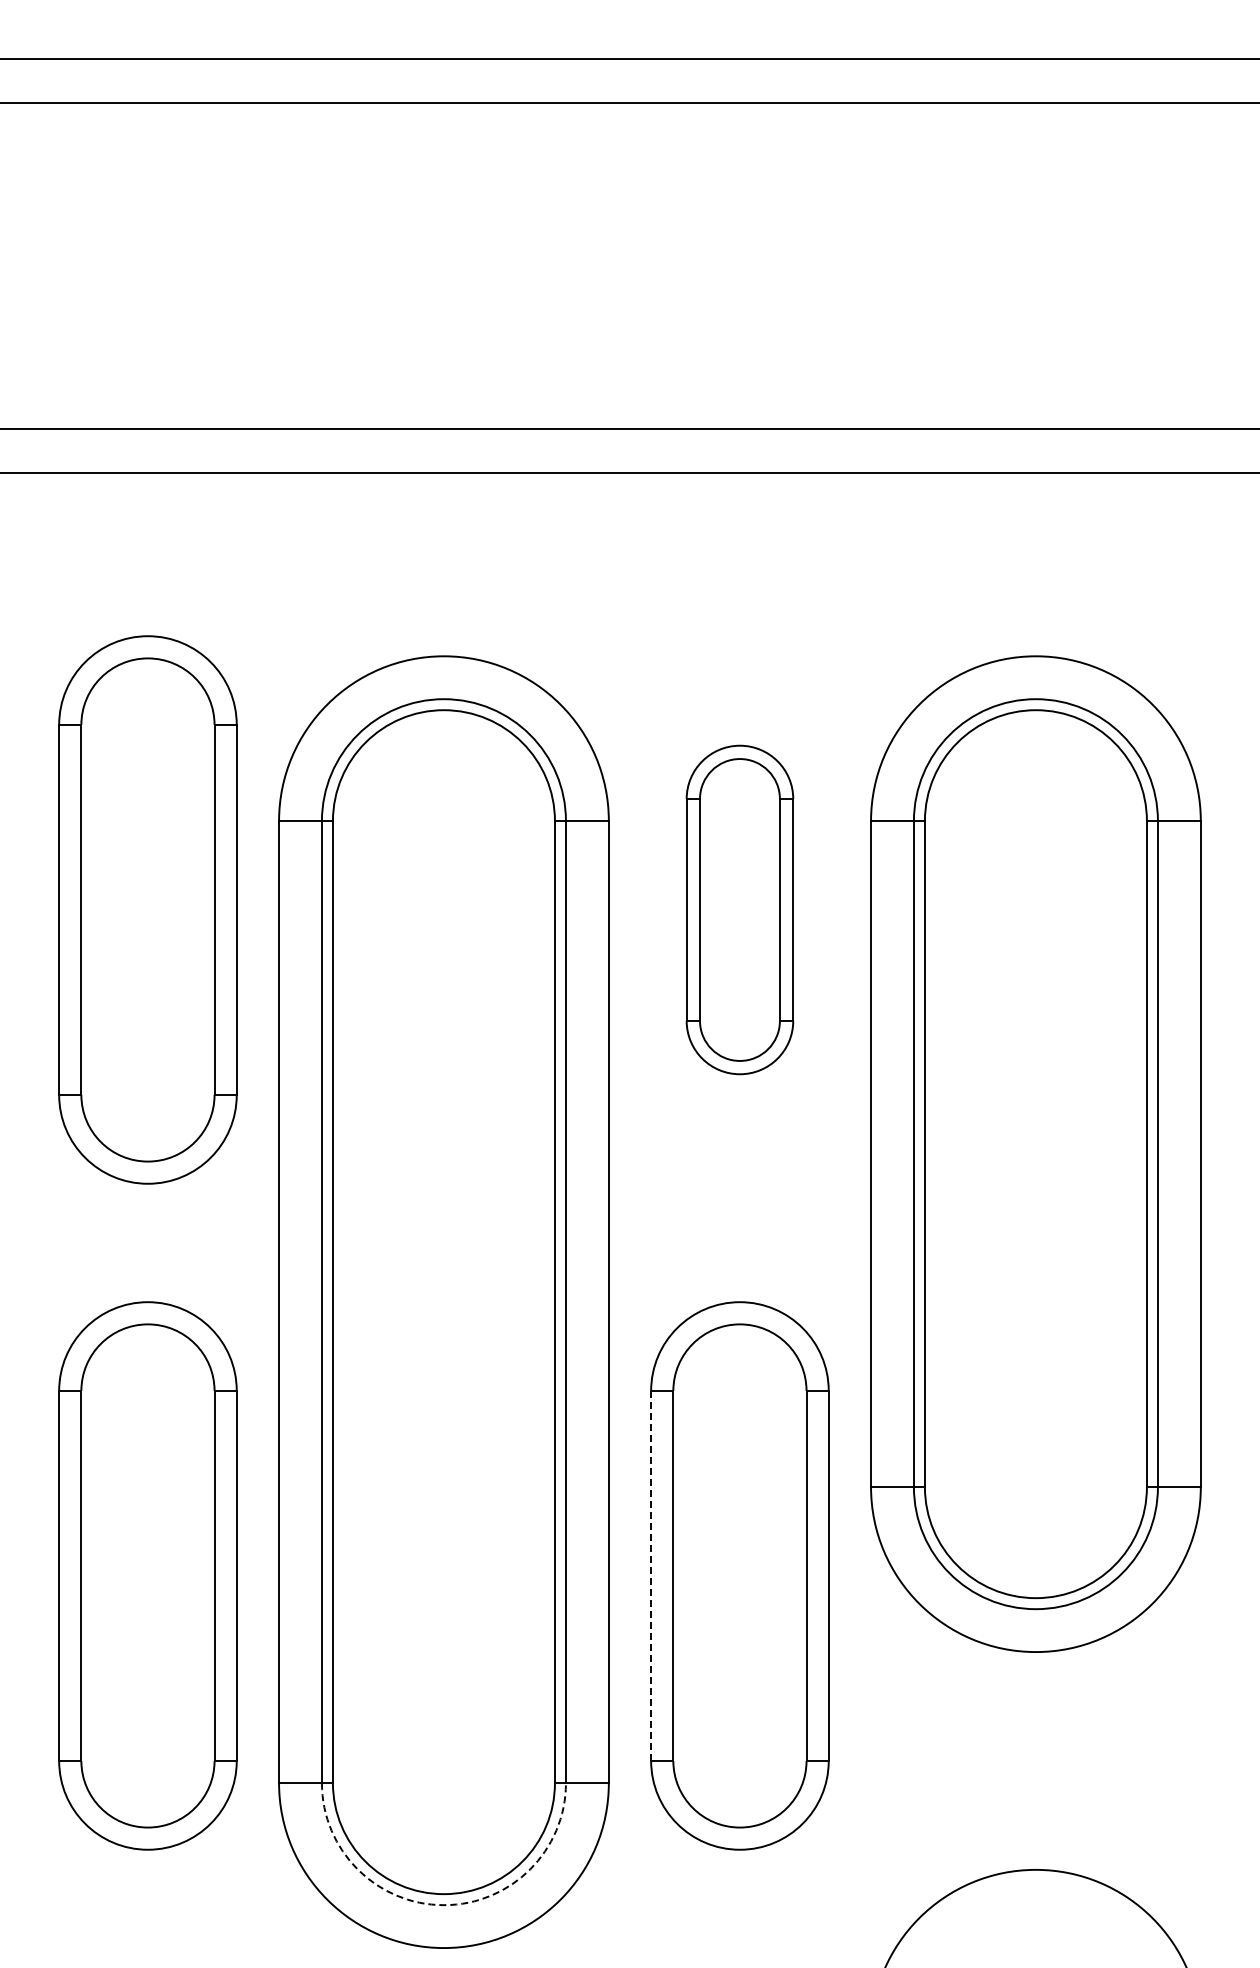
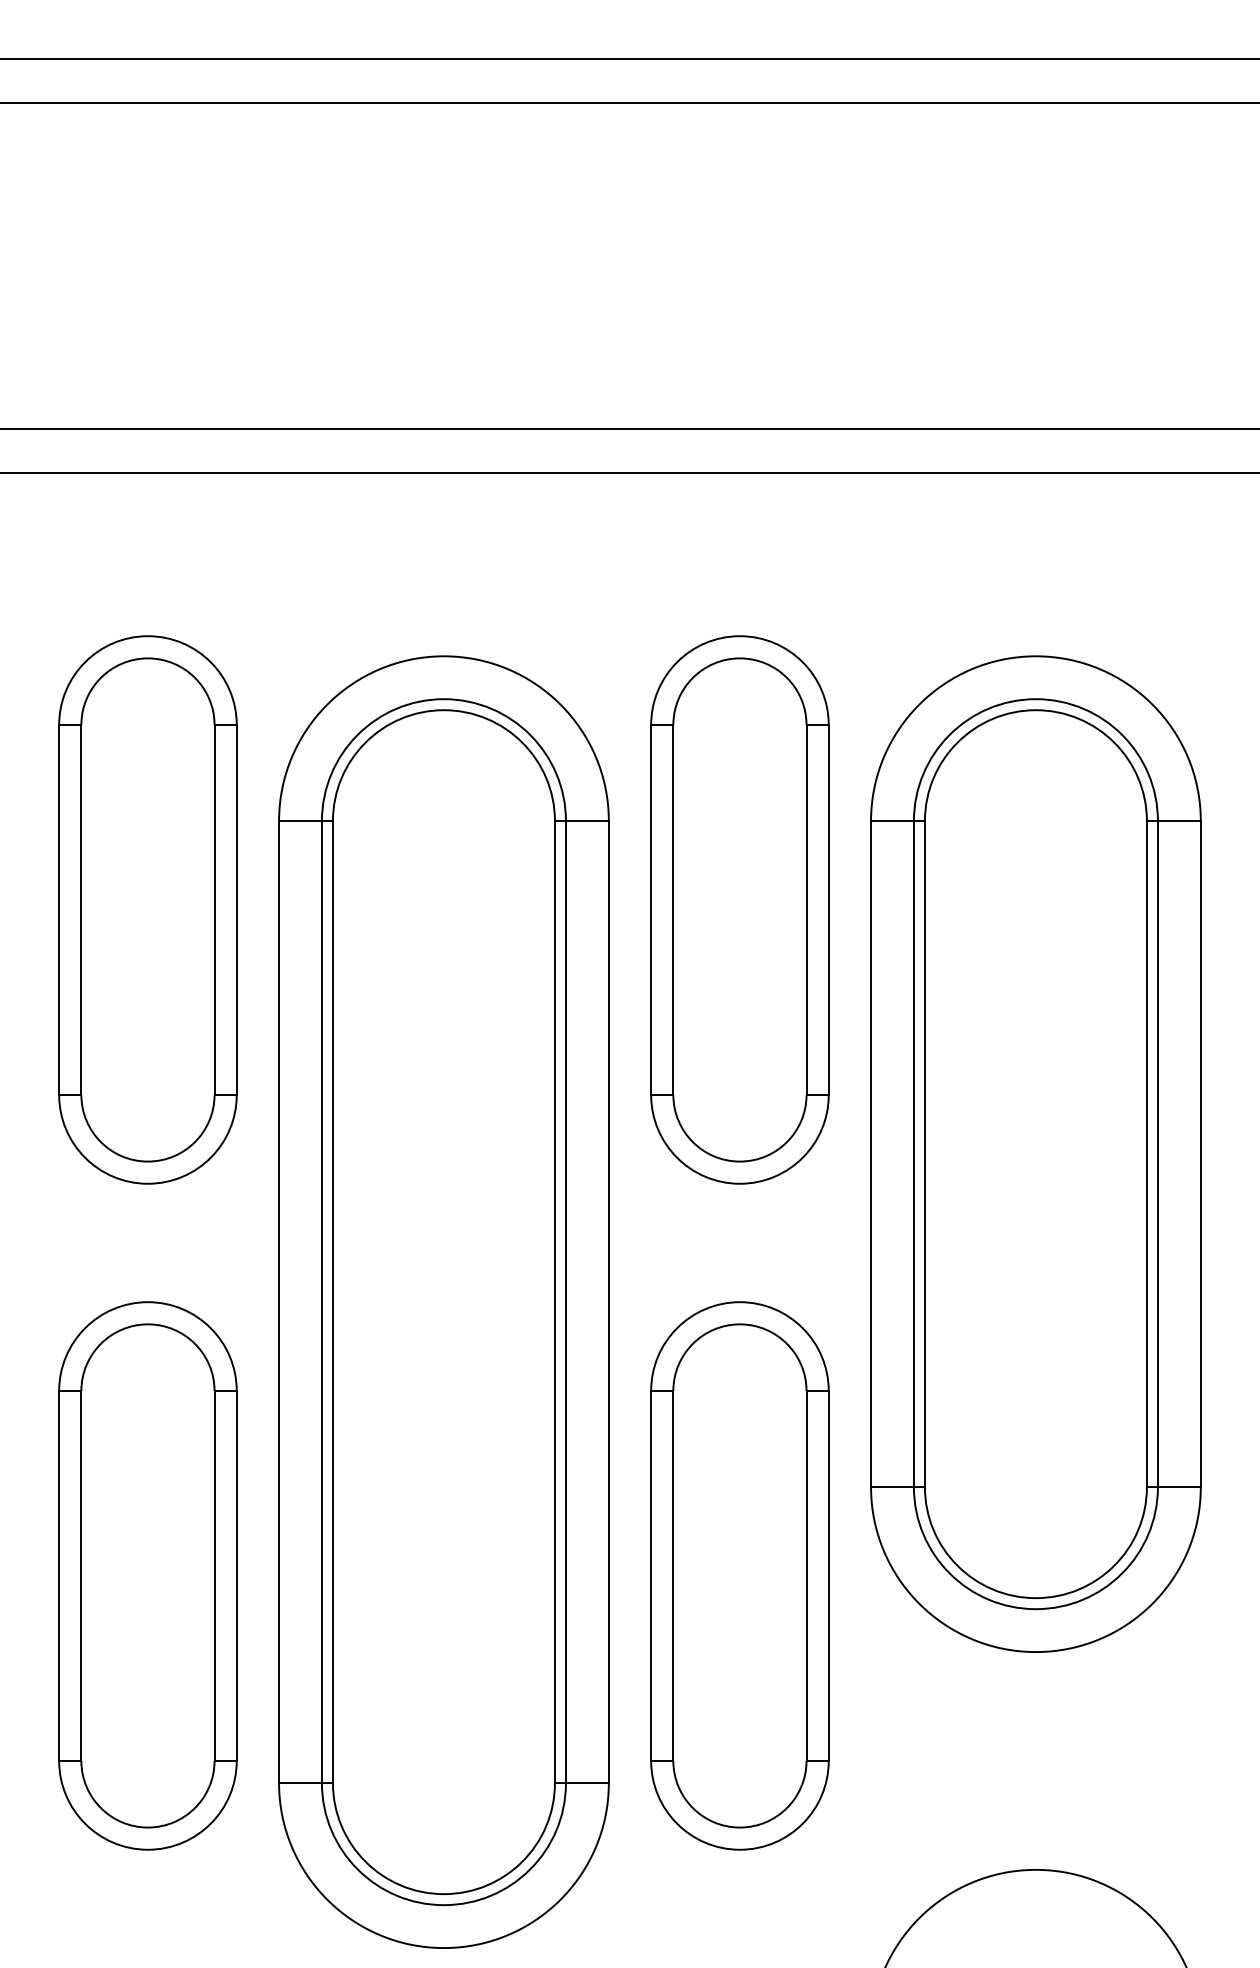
part size: 110x332 px -> 180x550 px (739, 909)
line: dashed -> solid (651, 1575)
arc: dashed -> solid (443, 1905)
